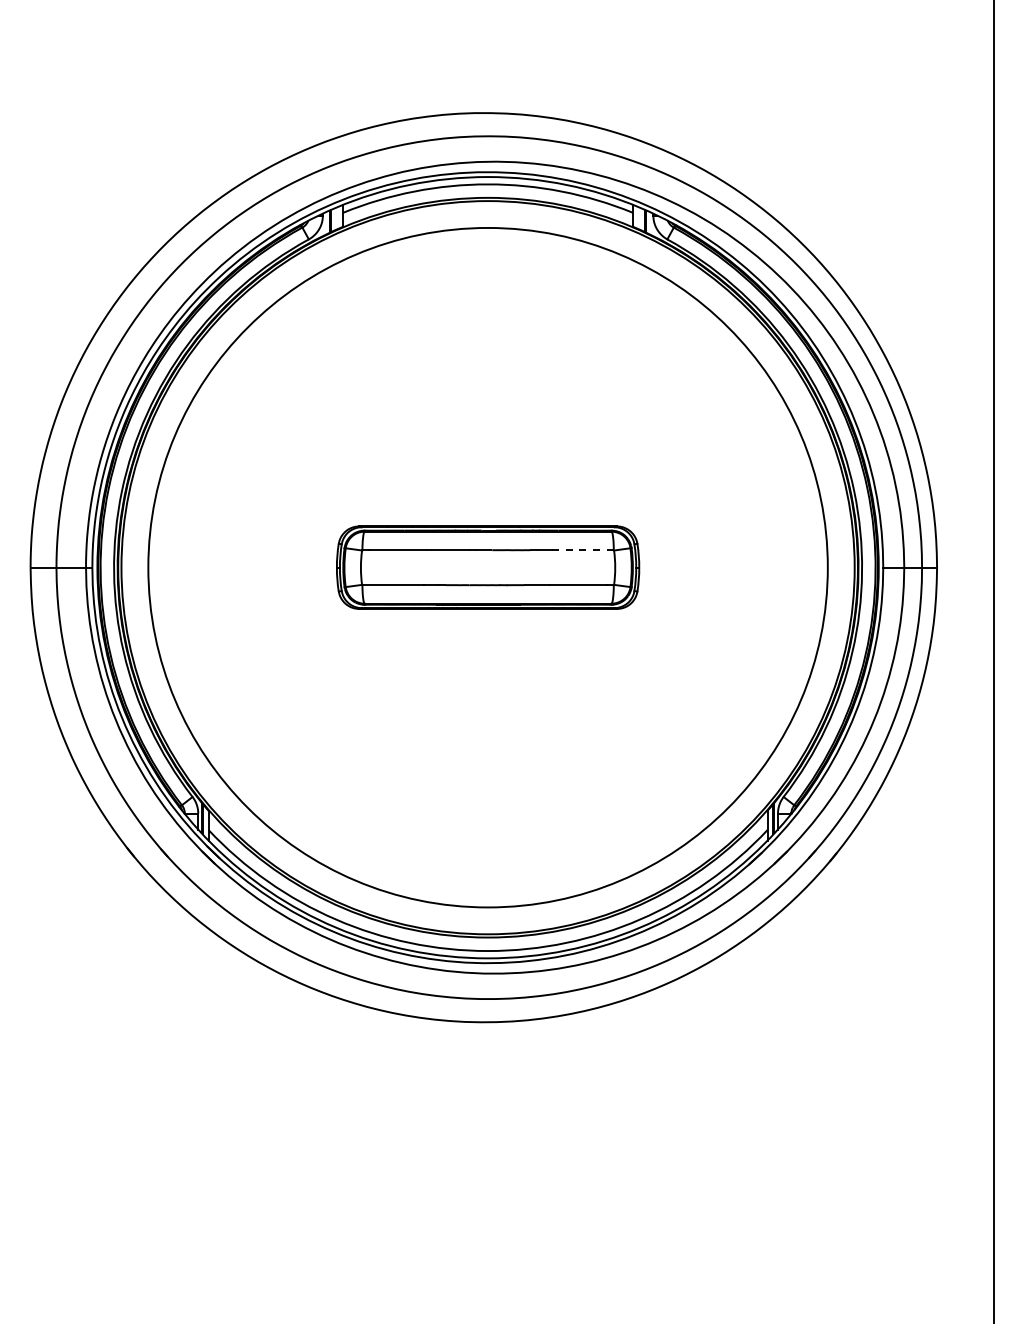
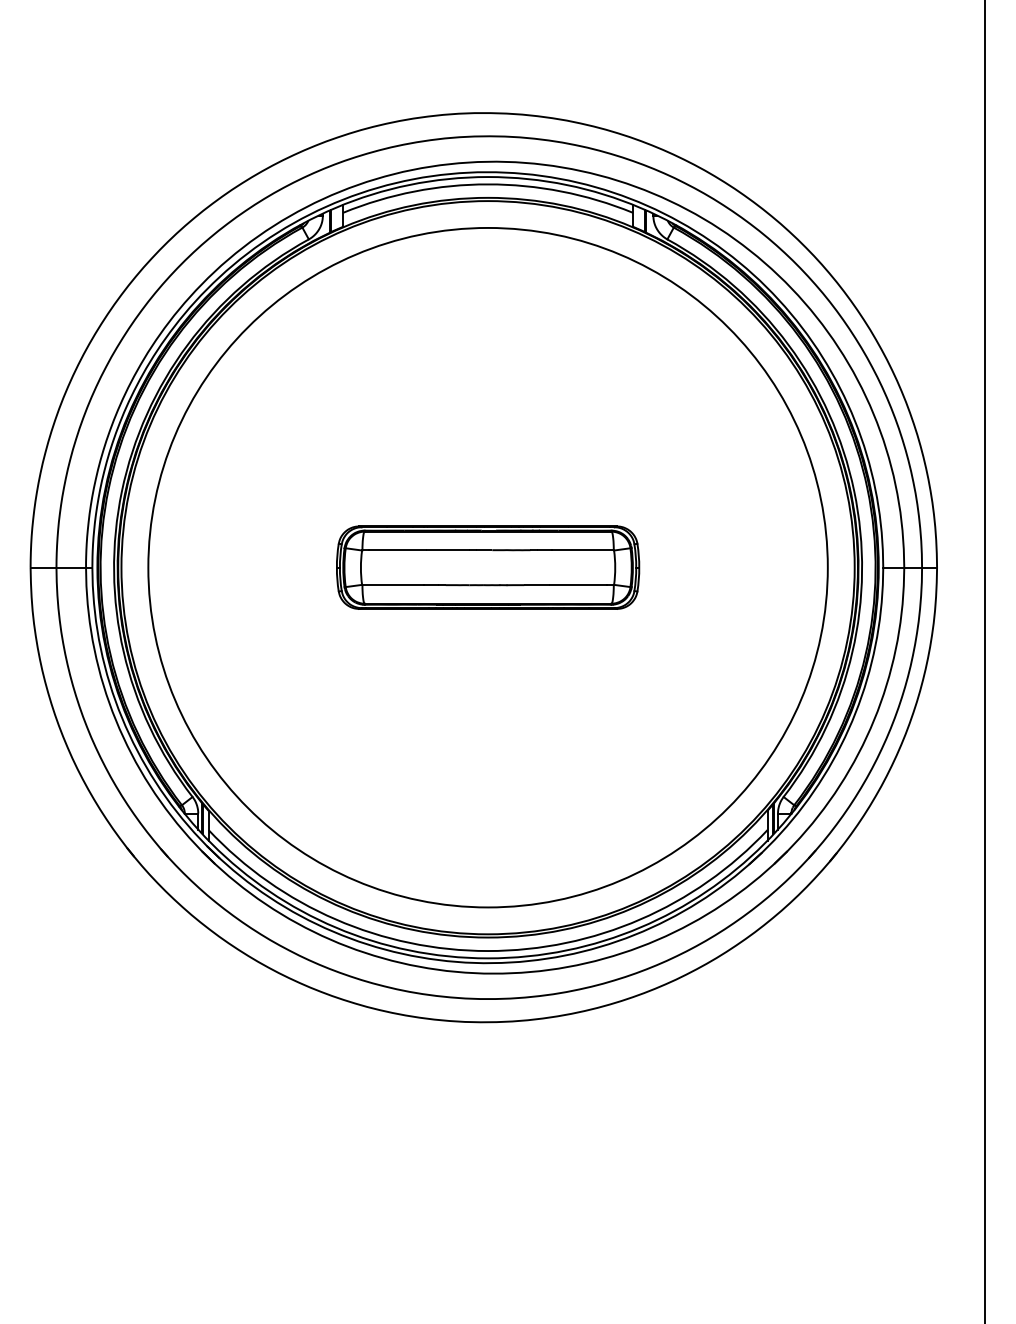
line: dashed -> solid (583, 550)
line position: (994, 661) -> (985, 661) (985, 661)
